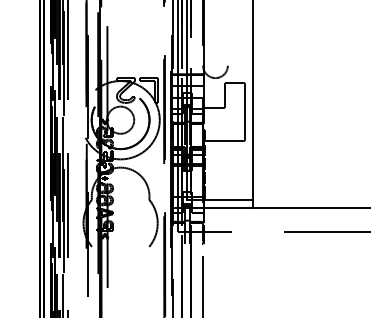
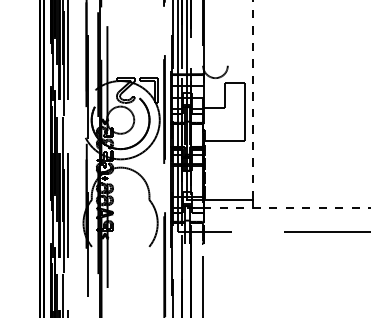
line: solid -> dashed (252, 99)
line: solid -> dashed (274, 207)
